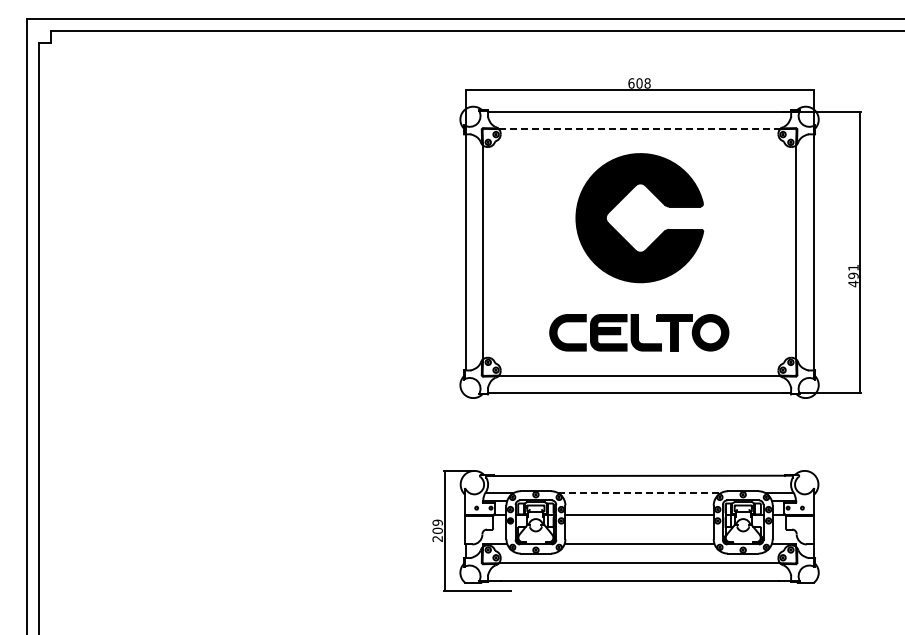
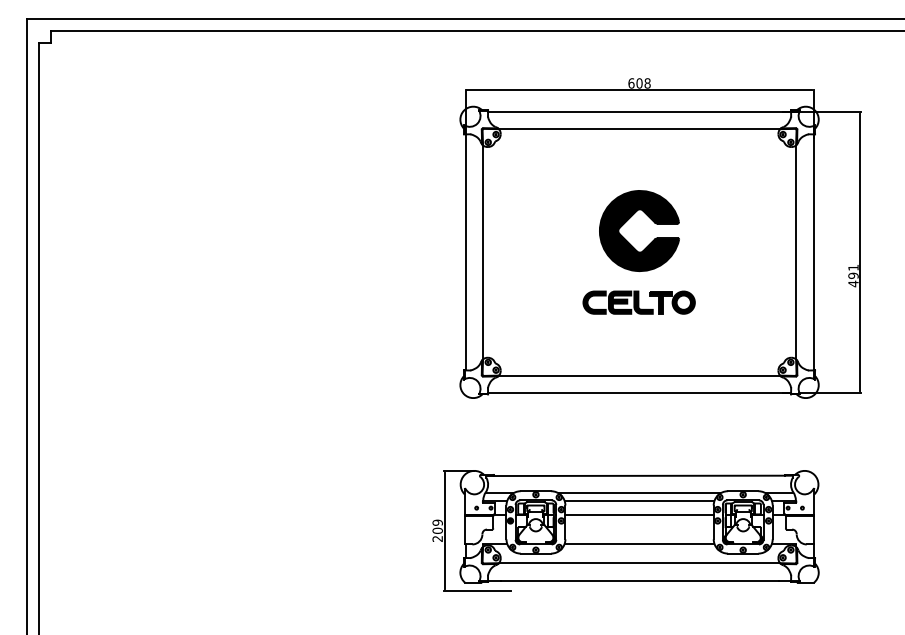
line: dashed -> solid (639, 129)
part size: 181x199 px -> 114x125 px (638, 252)
line: dashed -> solid (639, 492)
line: none -> present (639, 500)
